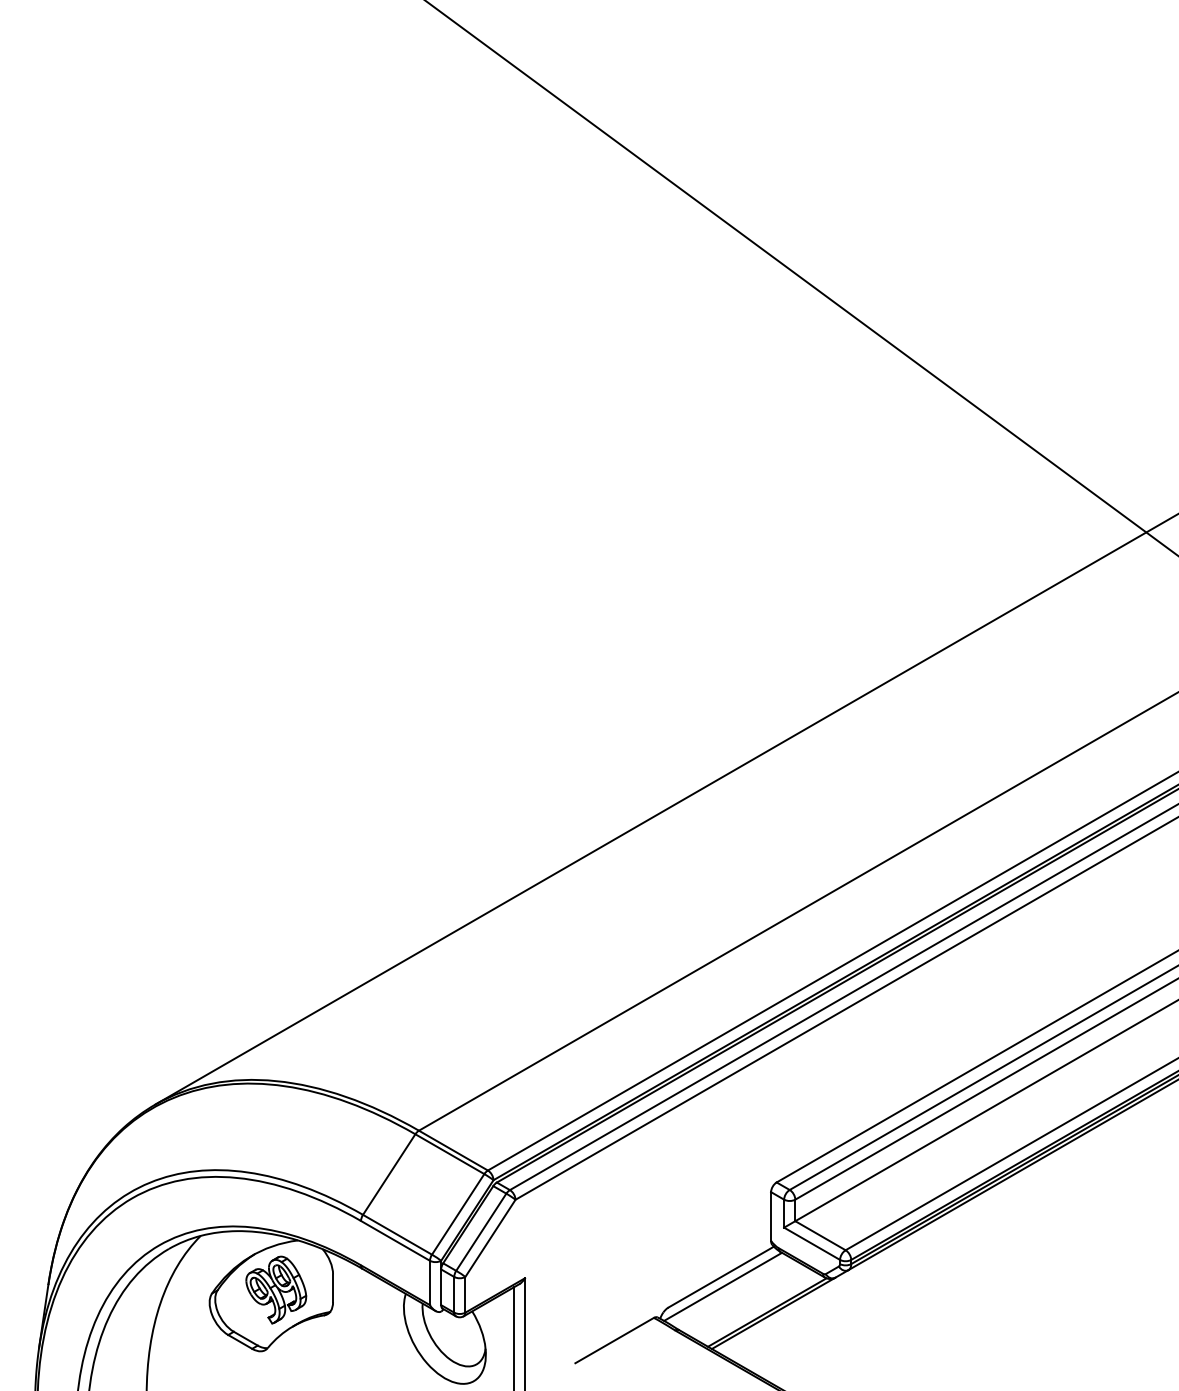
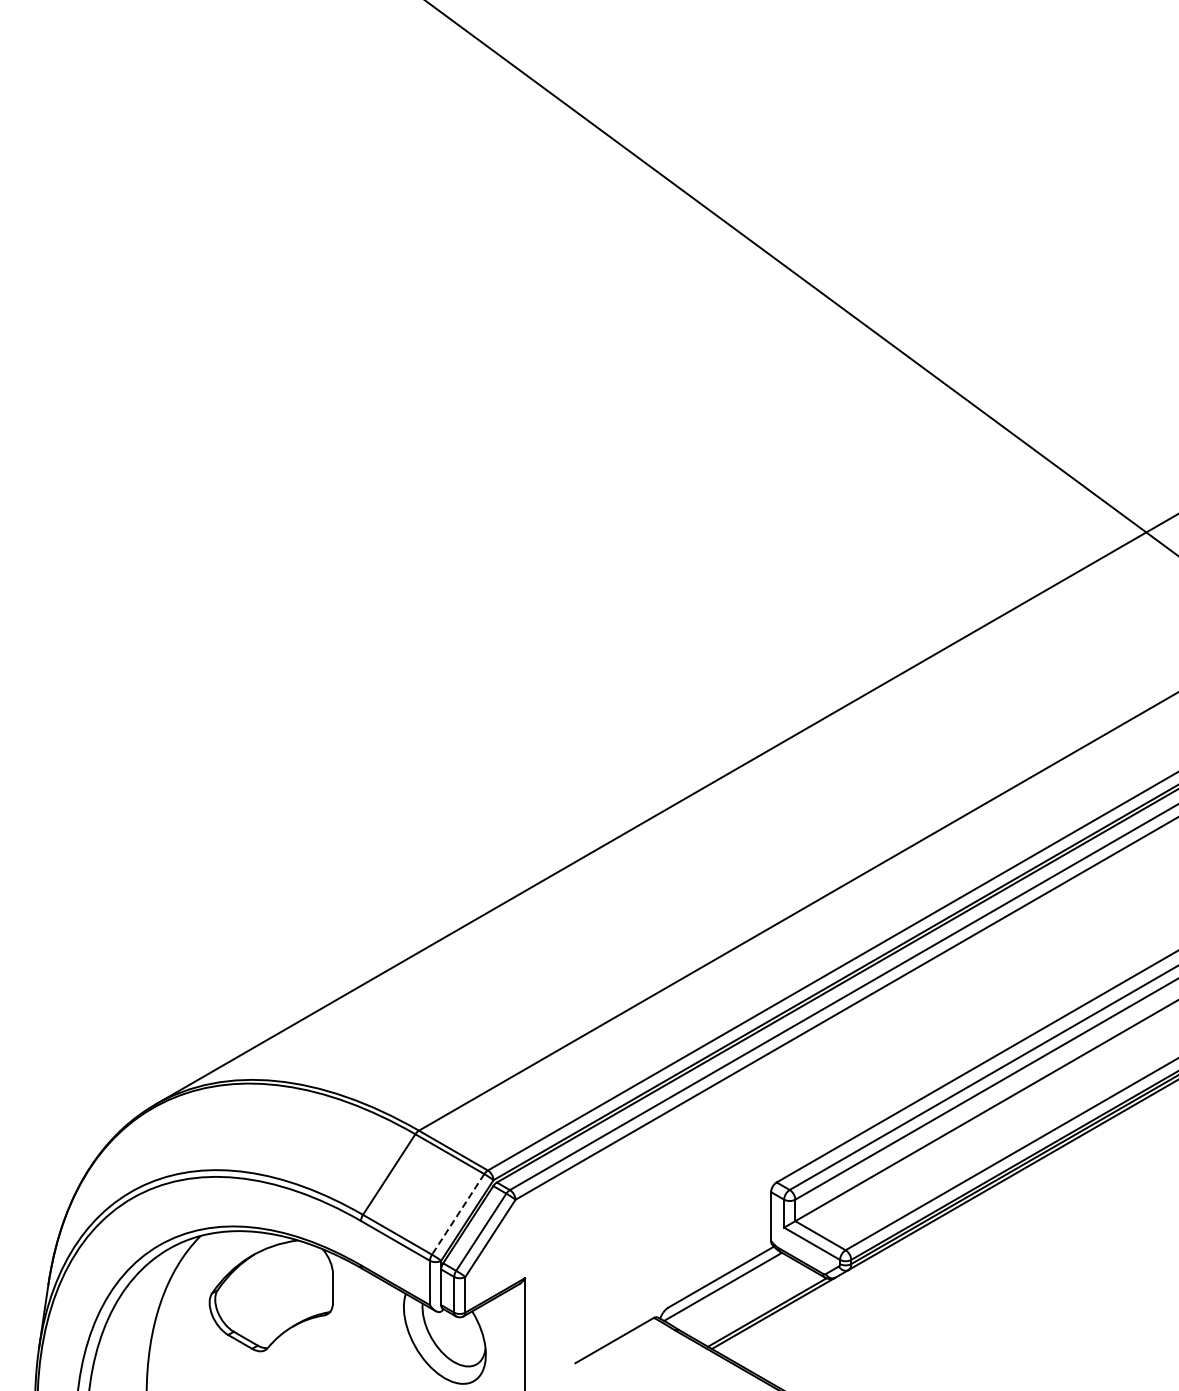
line: solid -> dashed (457, 1214)
part: present -> none (276, 1289)
line: present -> none (513, 1337)
